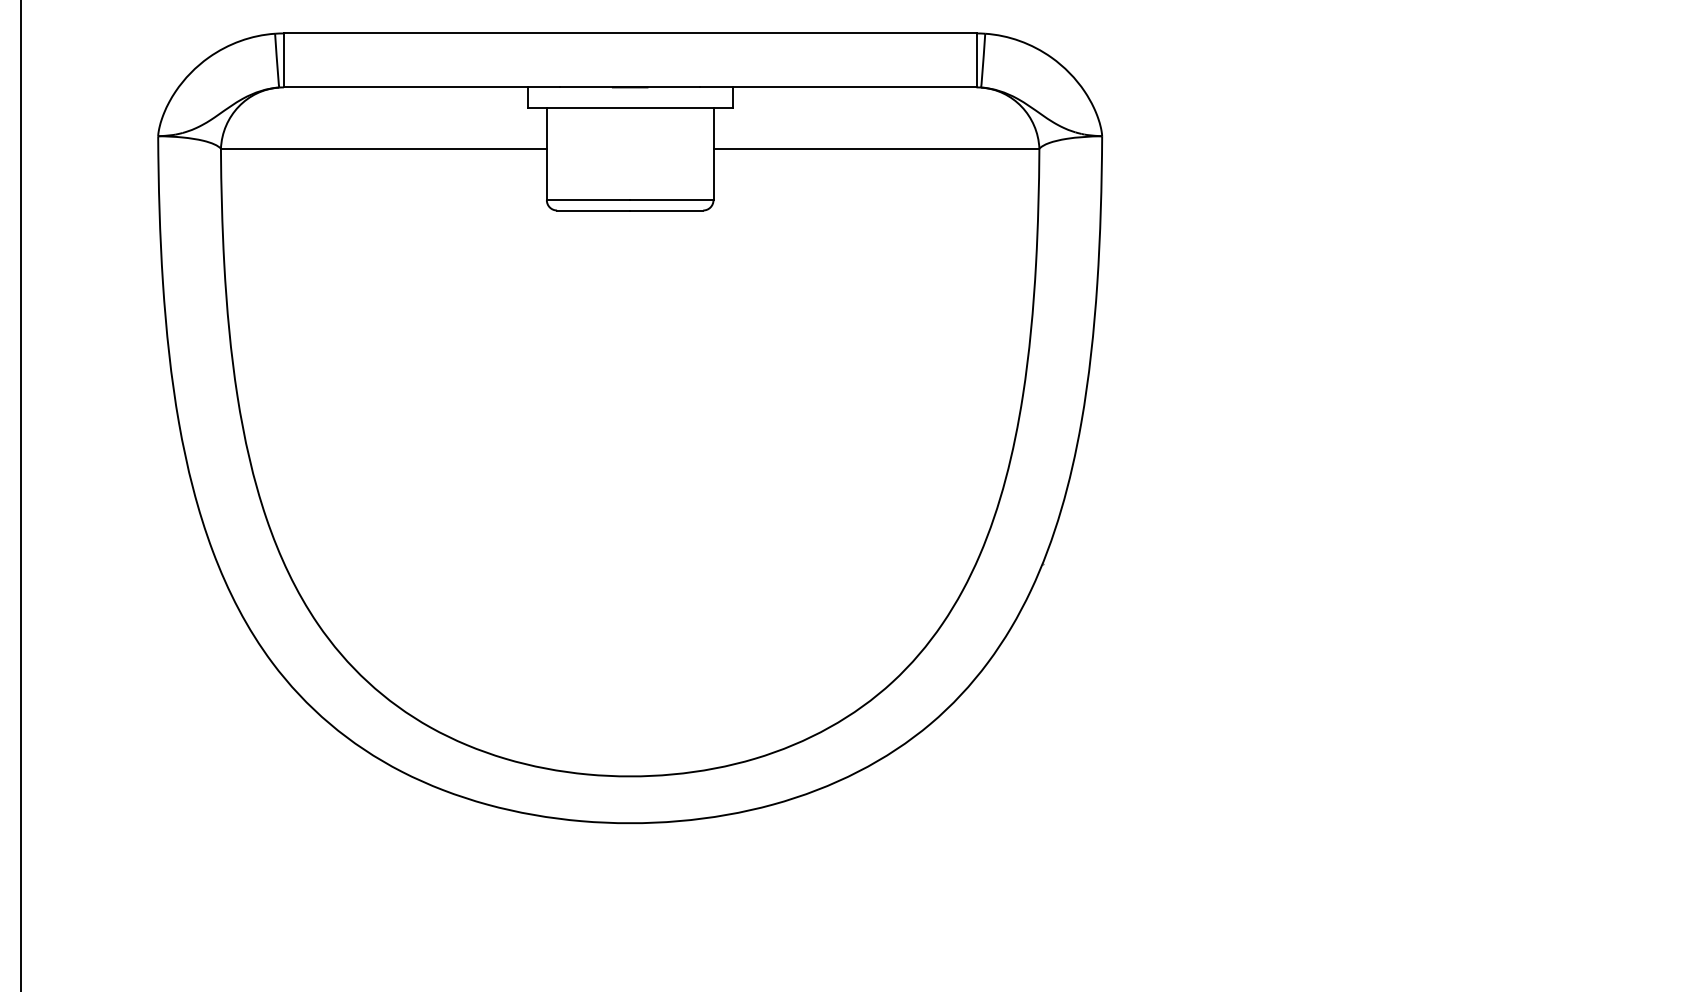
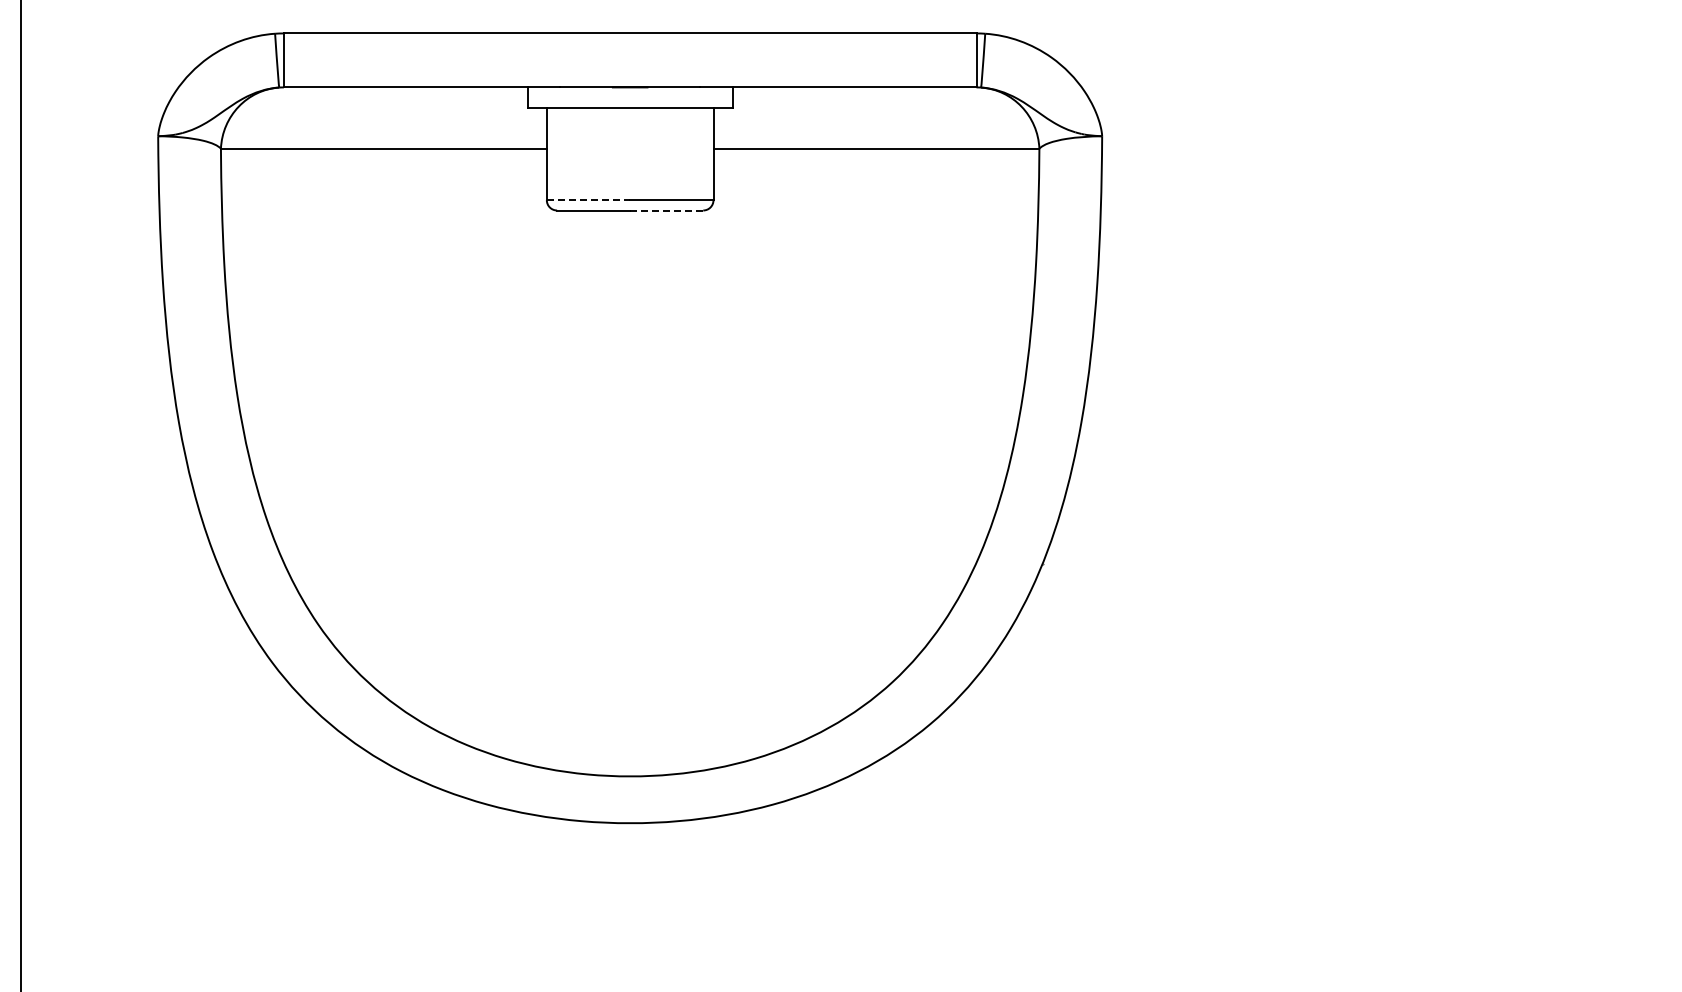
line: solid -> dashed (588, 200)
line: solid -> dashed (666, 210)
